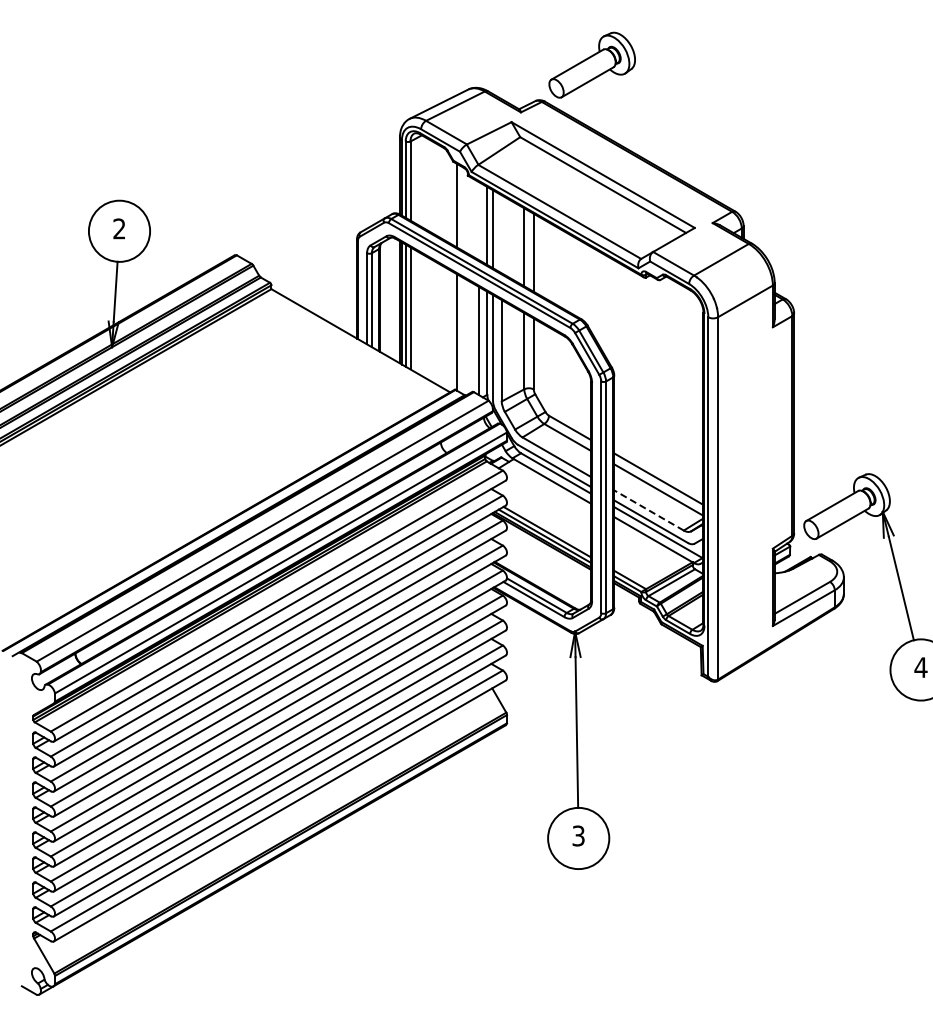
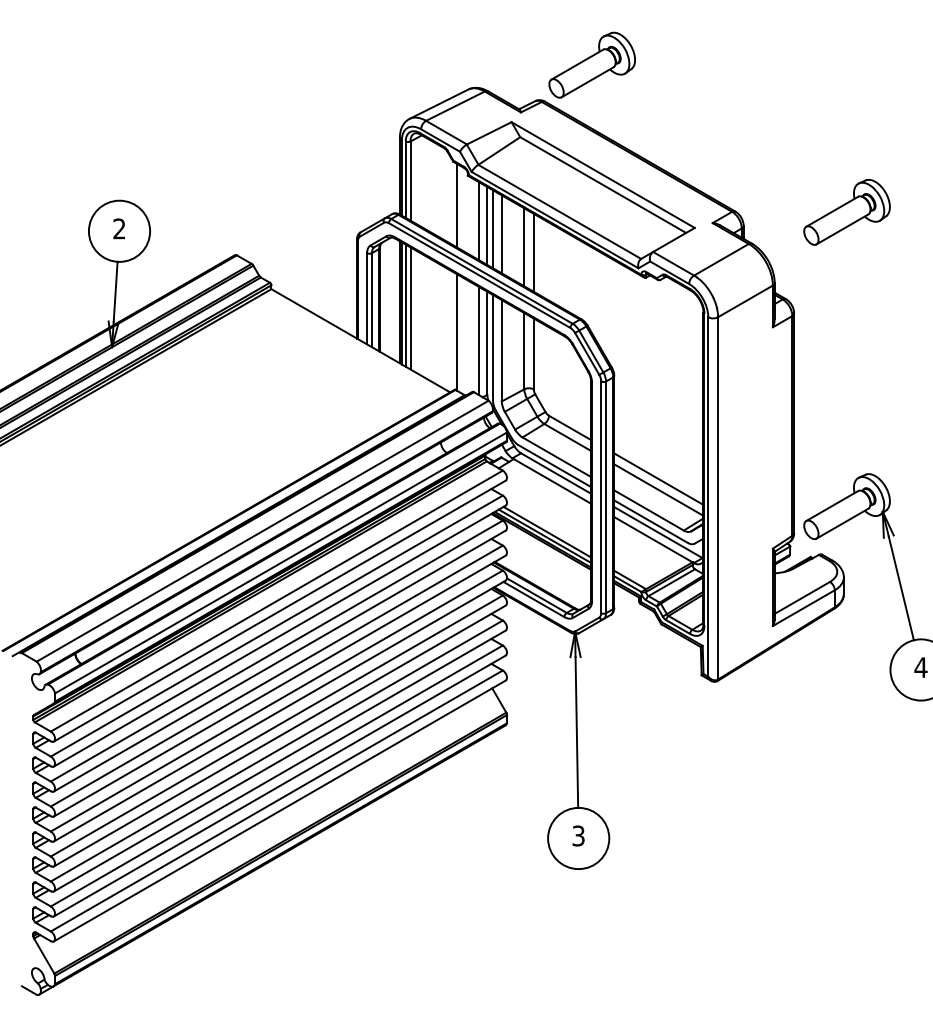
part: none -> present (846, 212)
line: none -> present (478, 220)
line: none -> present (501, 234)
line: dashed -> solid (648, 510)
